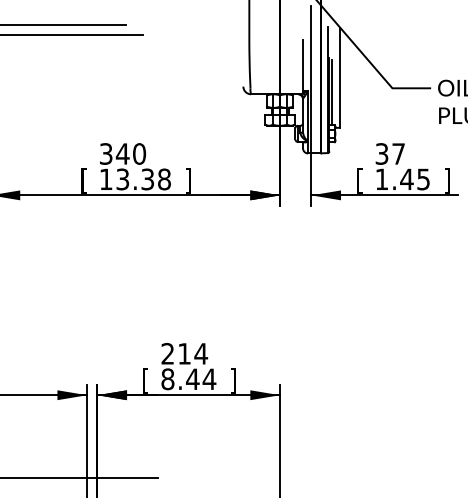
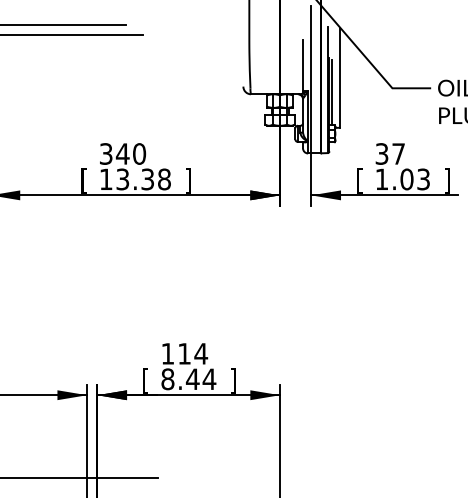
text: 1.45 -> 1.03 (414, 179)
text: 214 -> 114 (167, 353)
